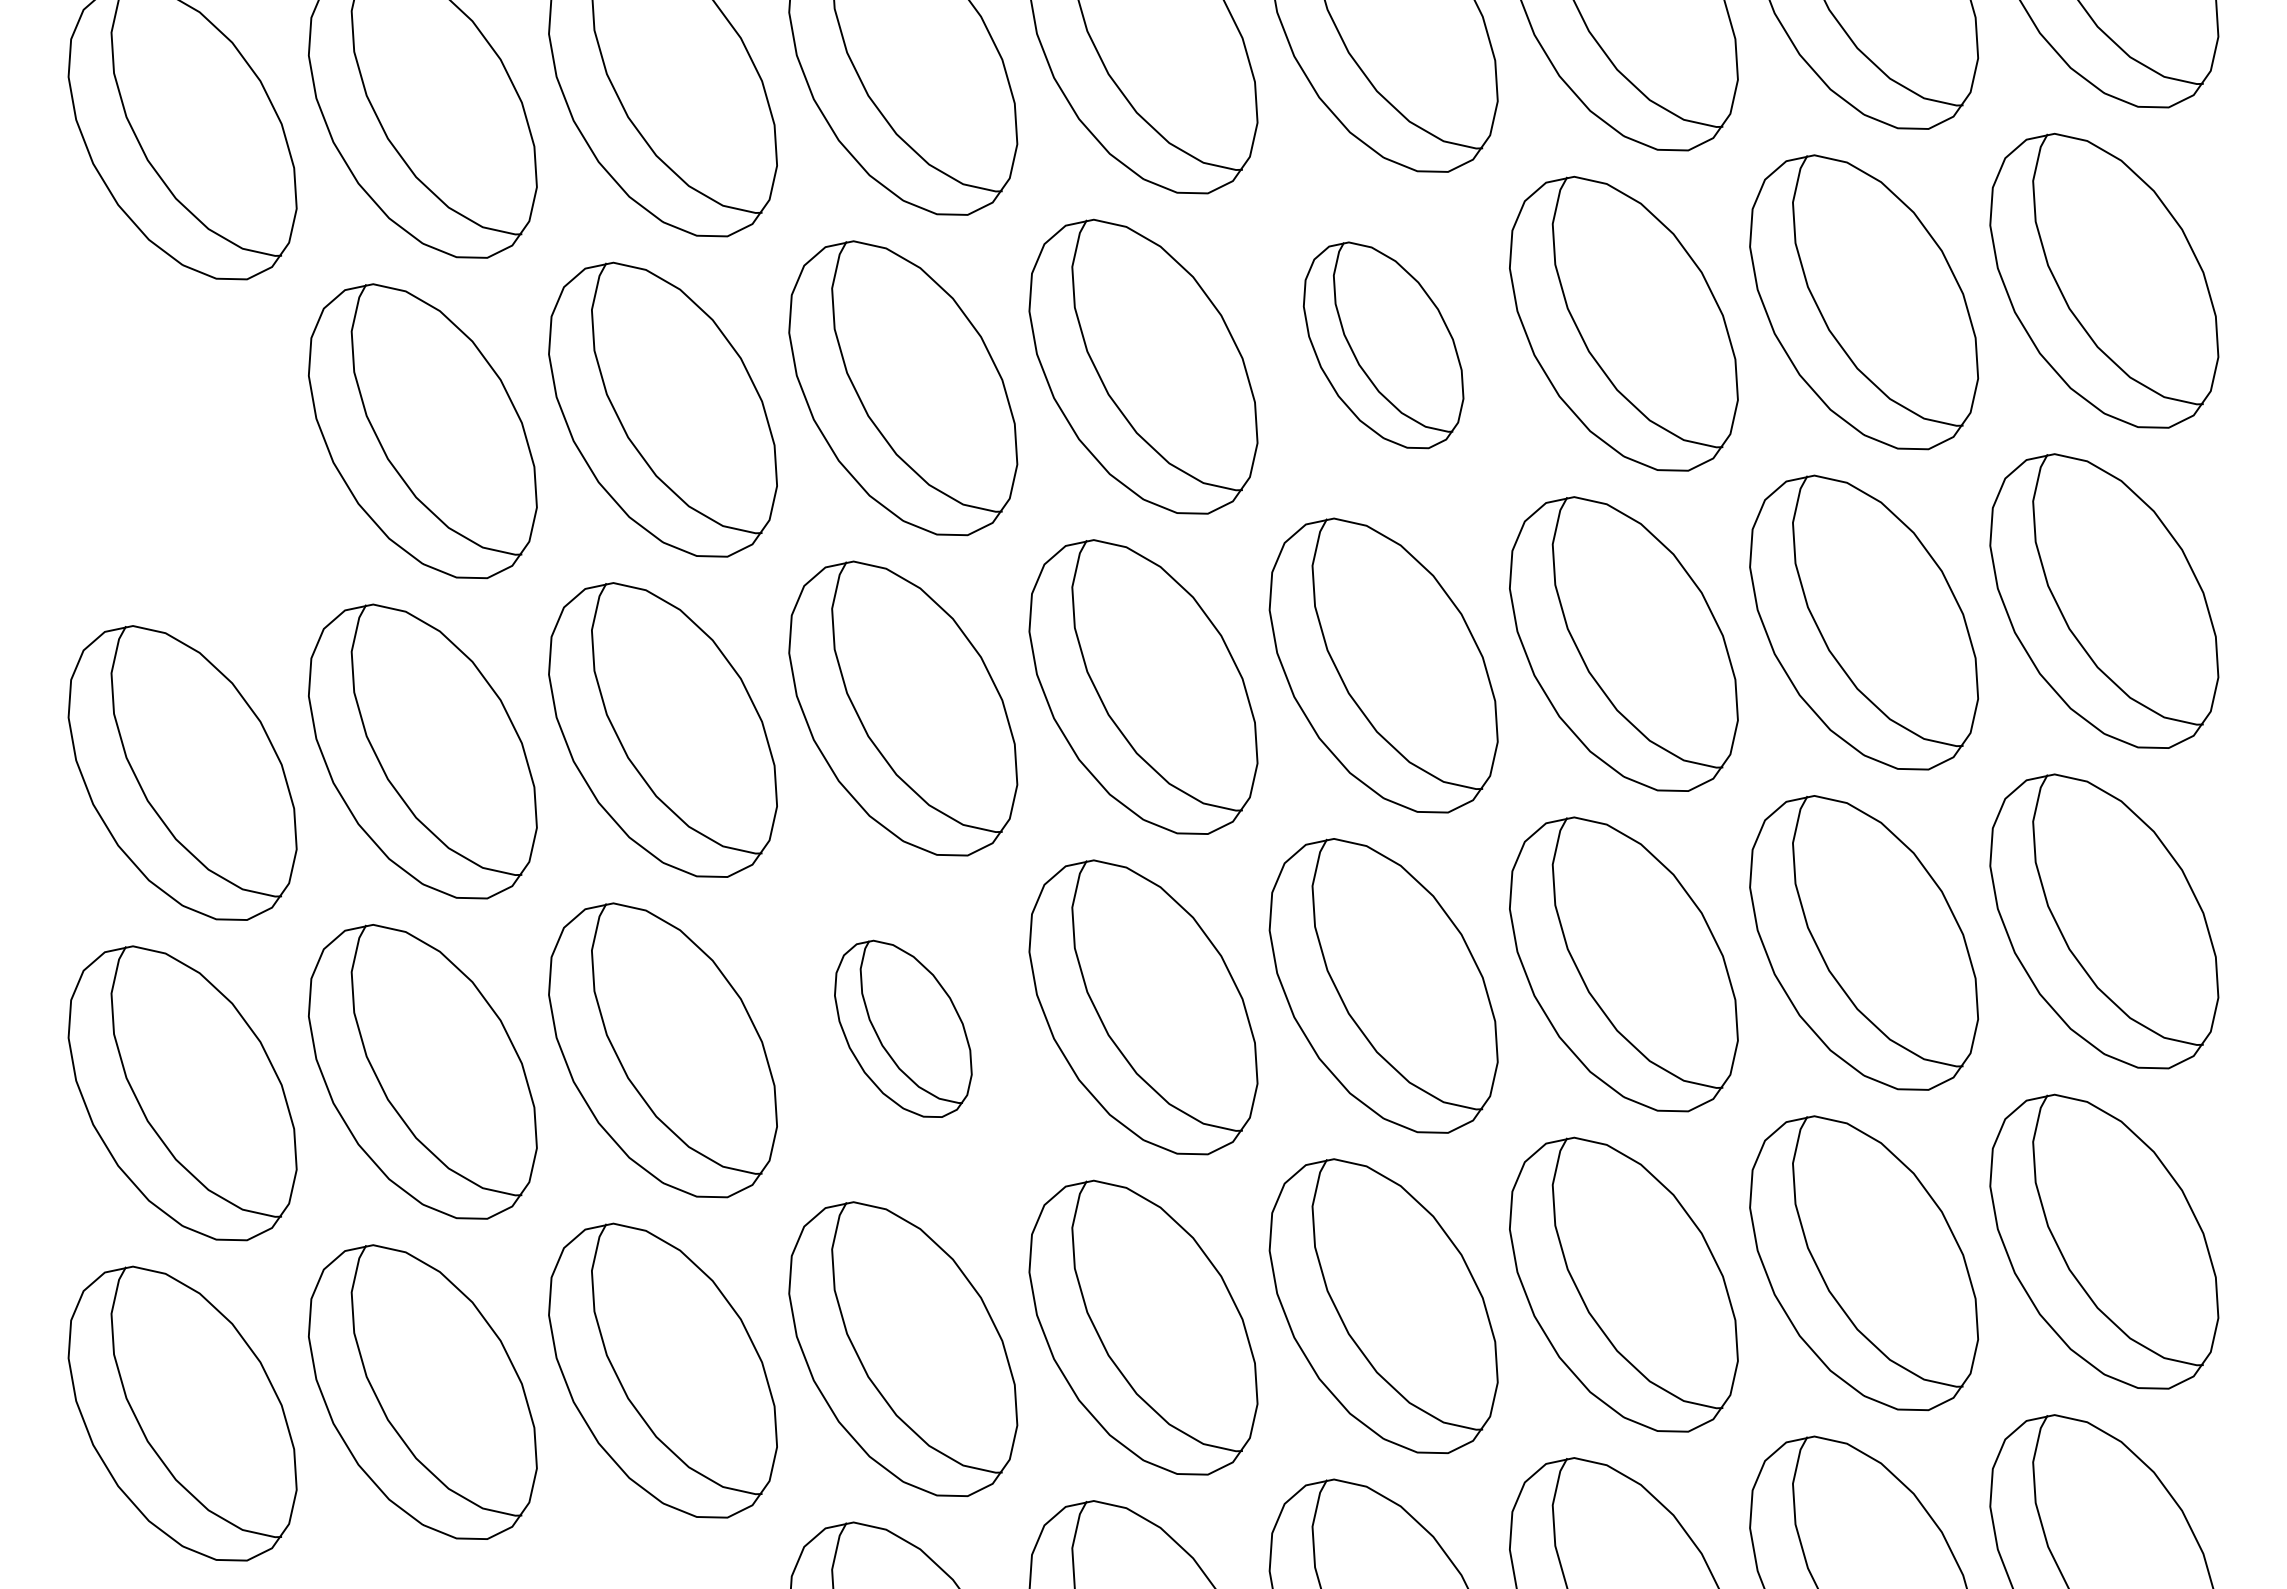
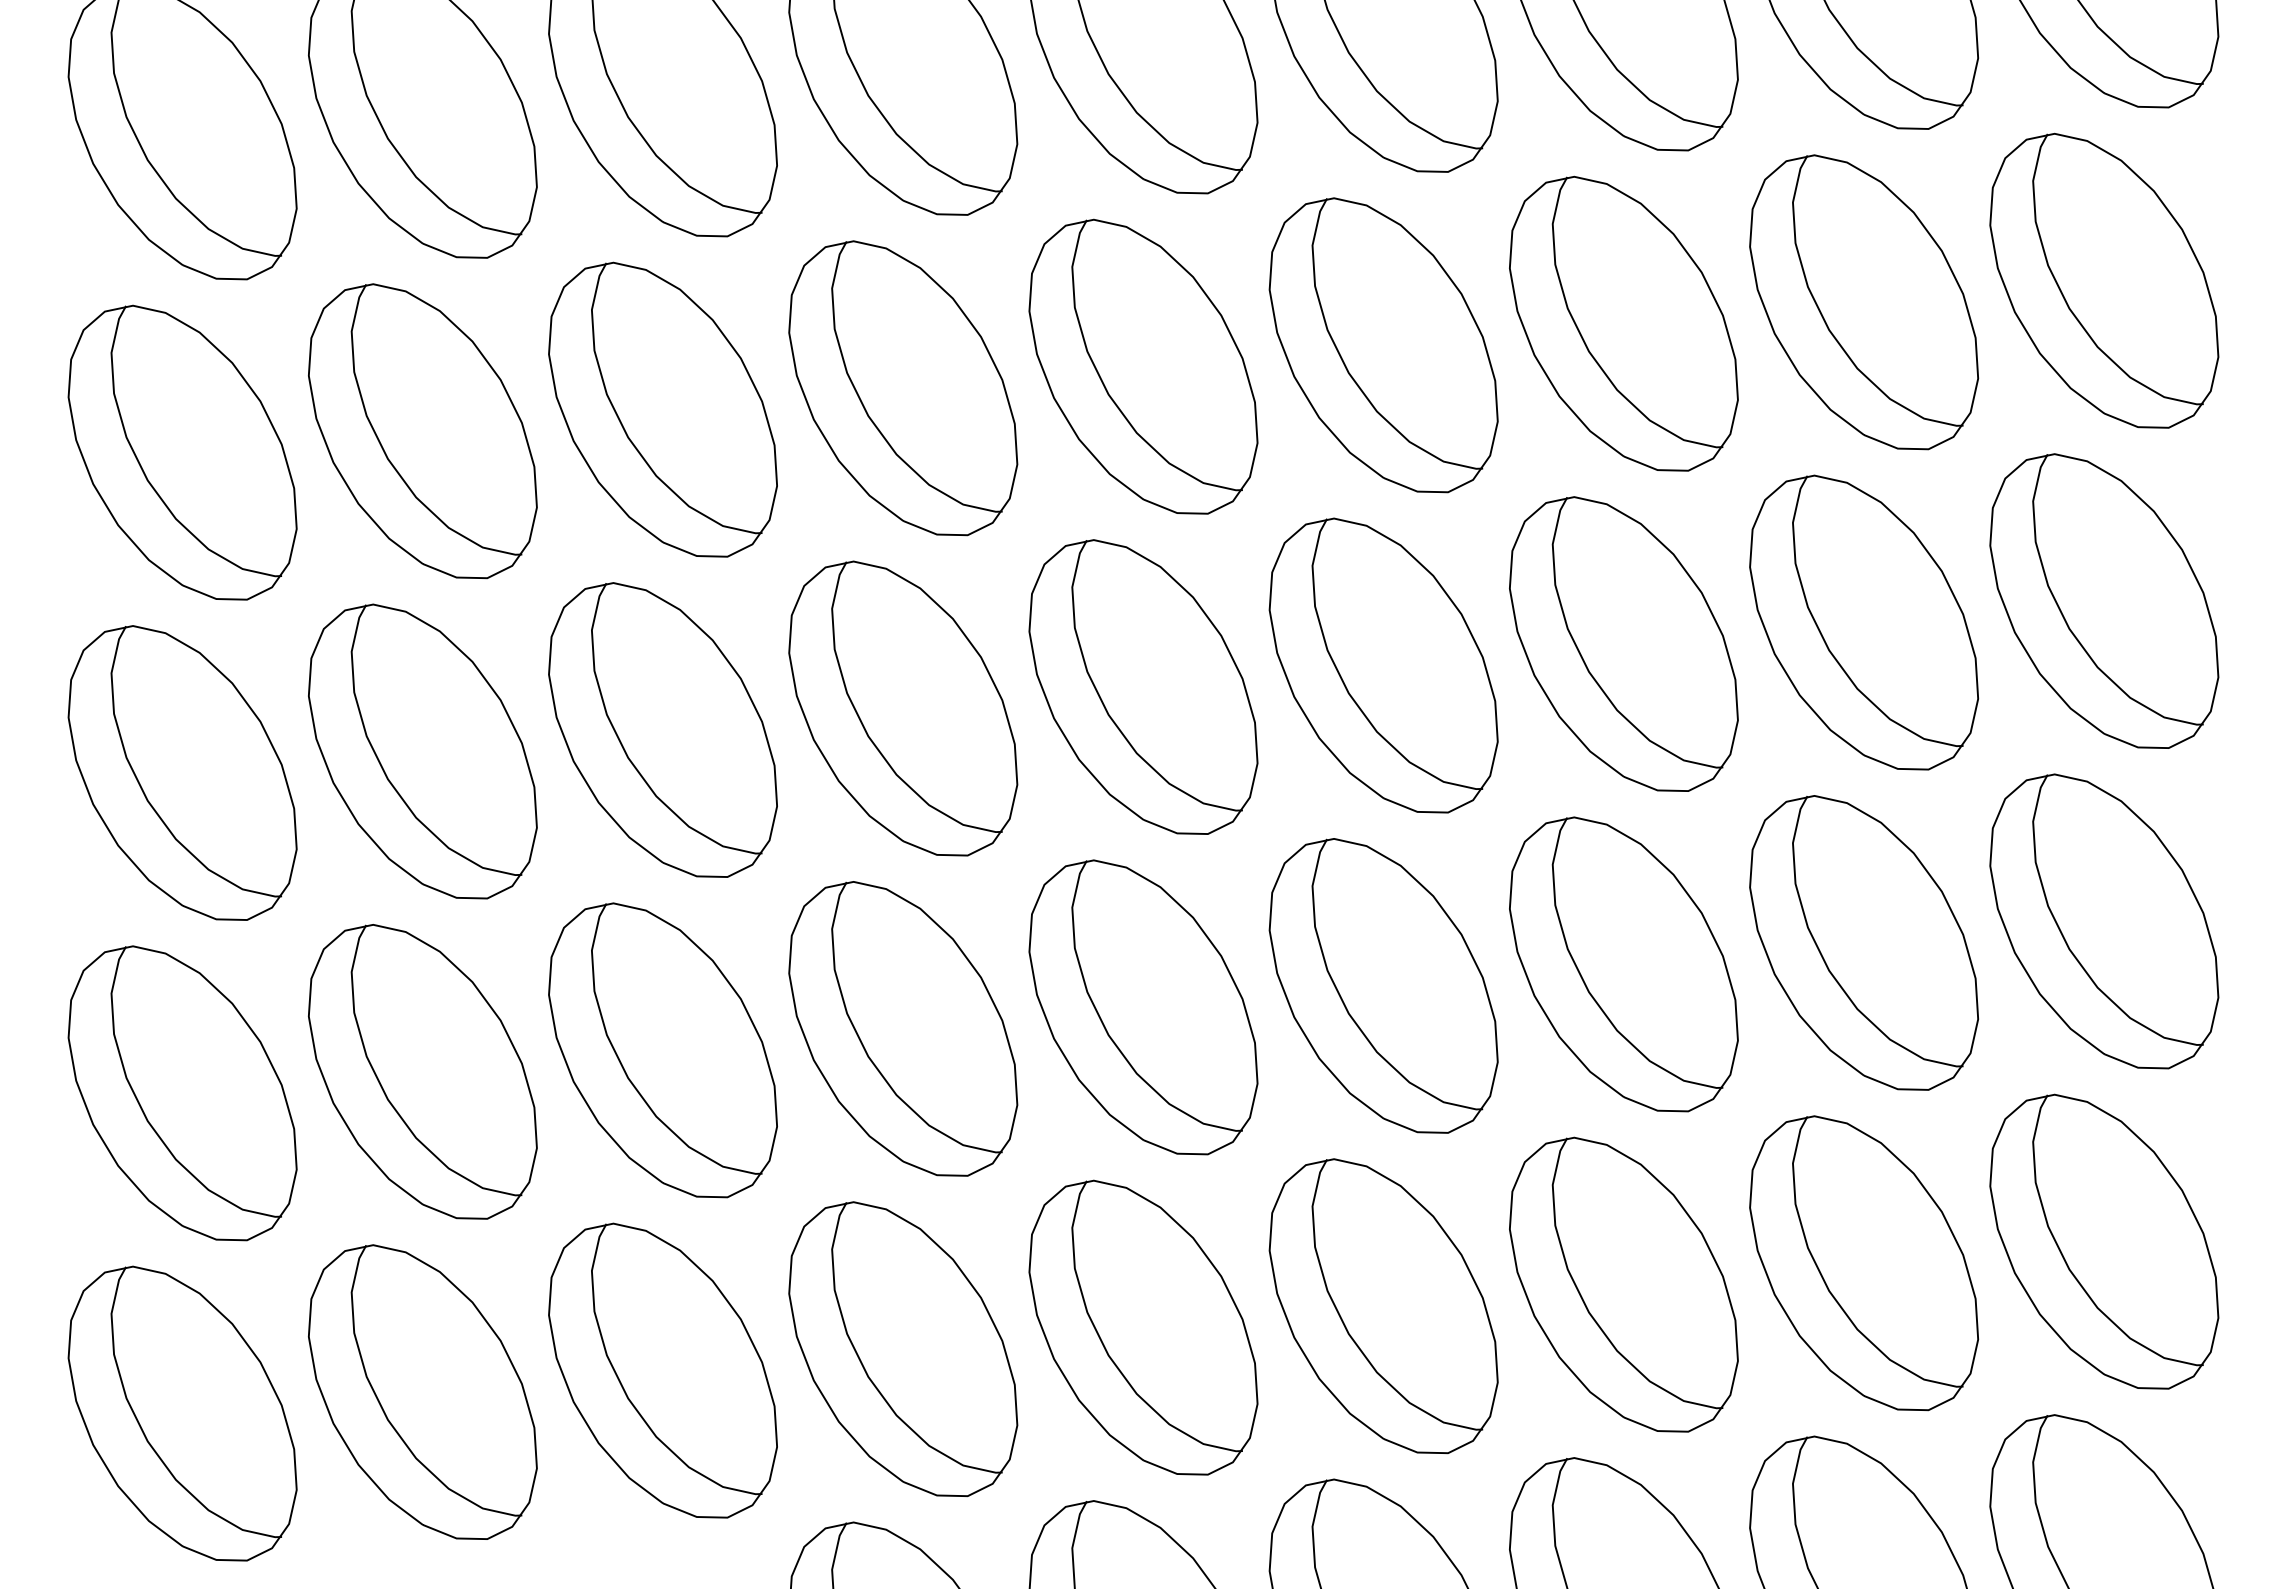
part size: 163x209 px -> 231x297 px (1383, 345)
part: none -> present (182, 452)
part size: 139x179 px -> 231x296 px (903, 1028)
